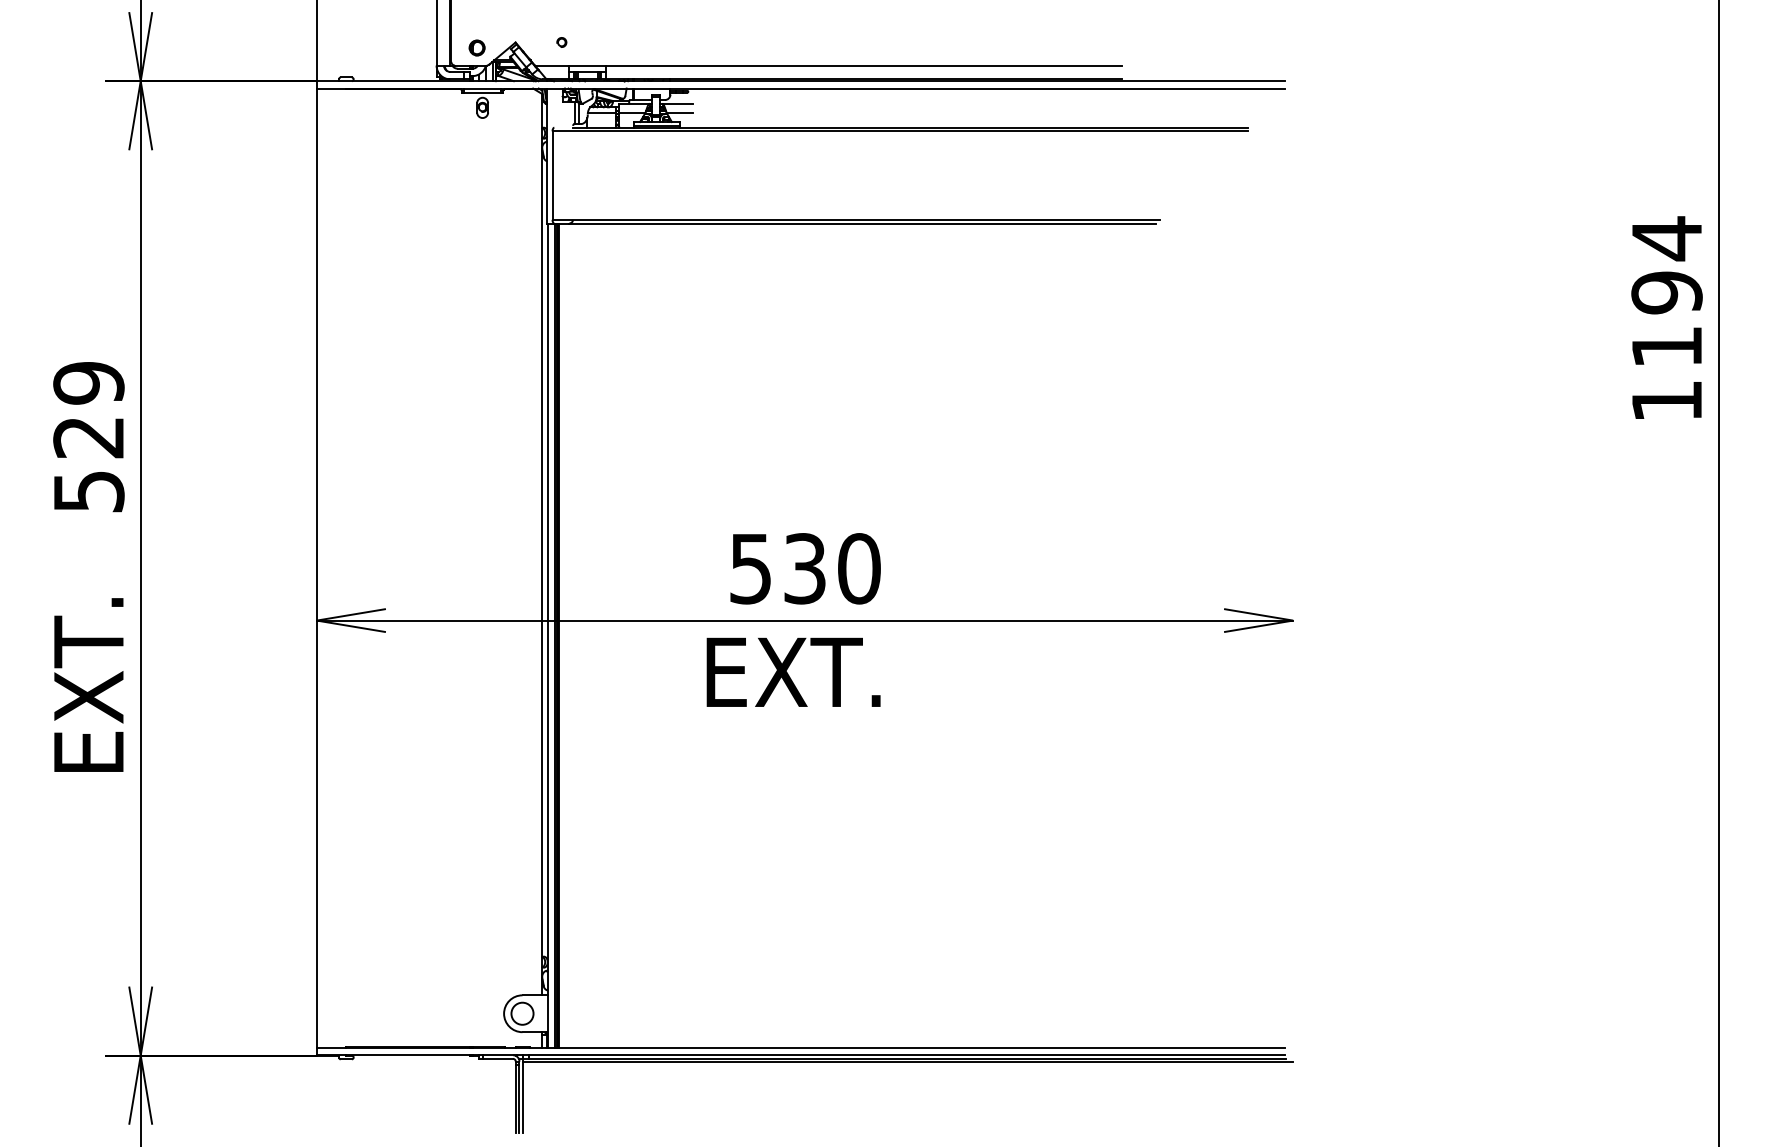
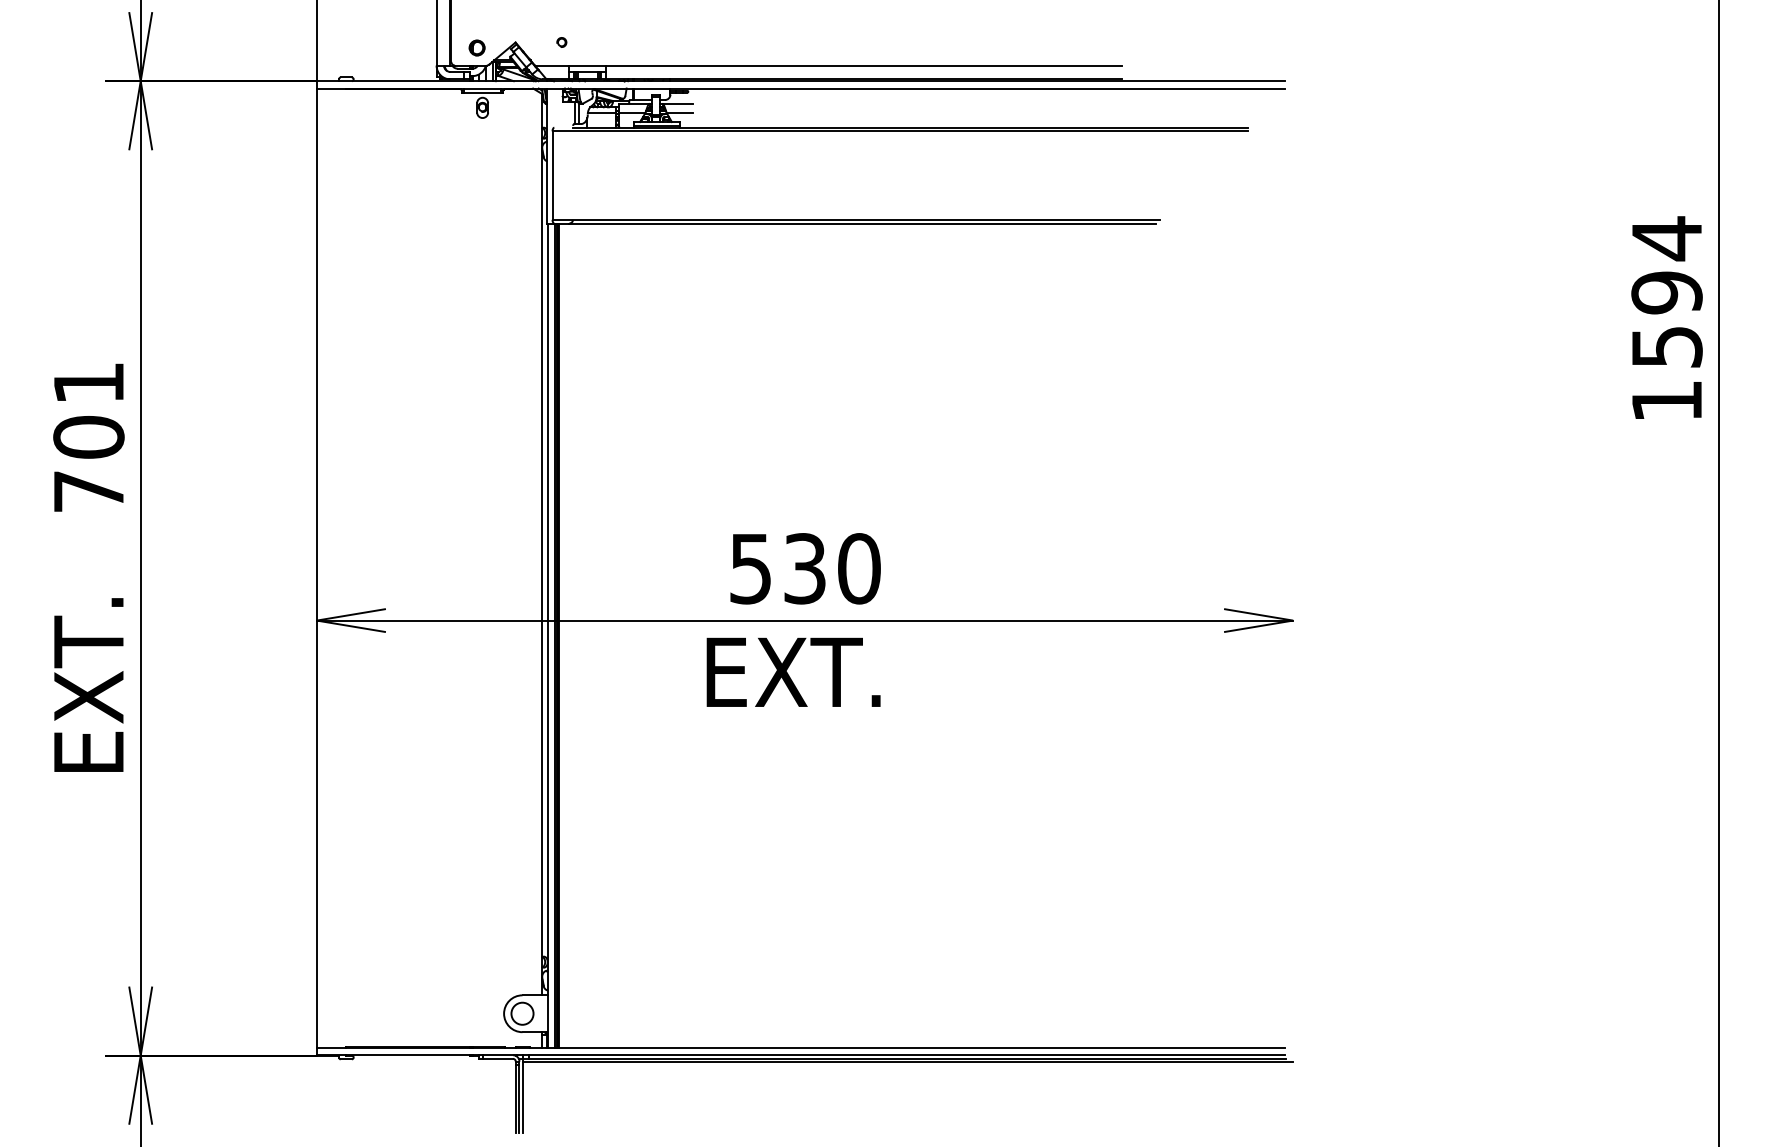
text: 1194 -> 1594 (1667, 347)
text: 529 -> 701 (88, 437)
